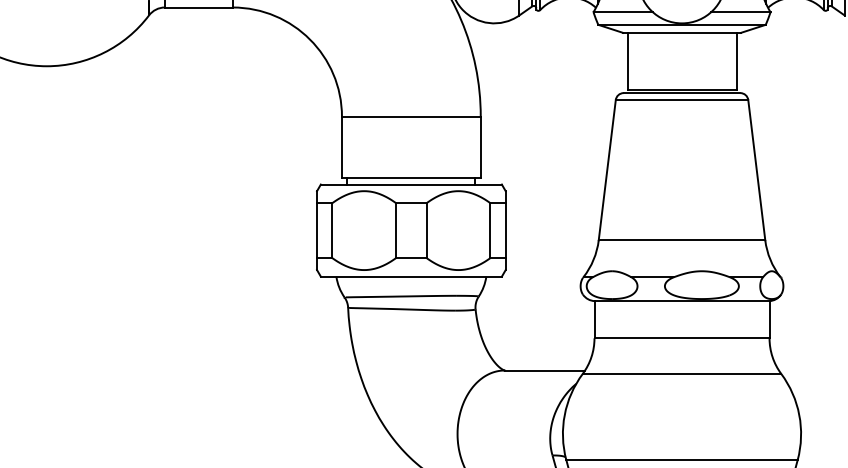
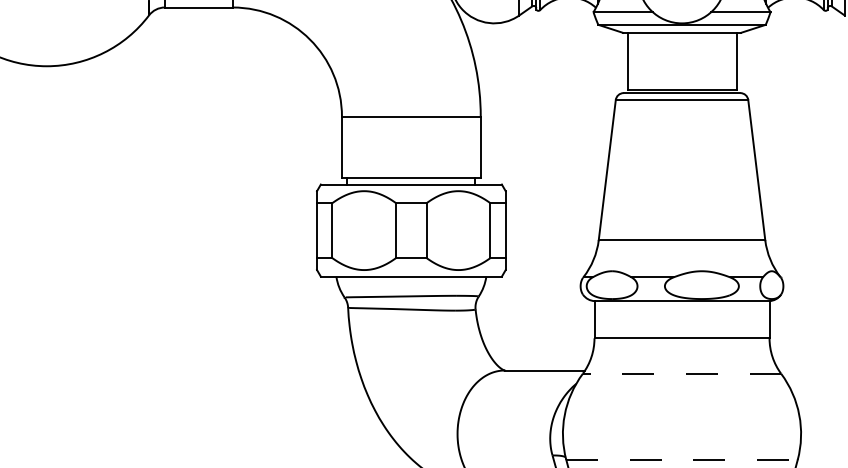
line: solid -> dashed (681, 373)
line: solid -> dashed (682, 459)
